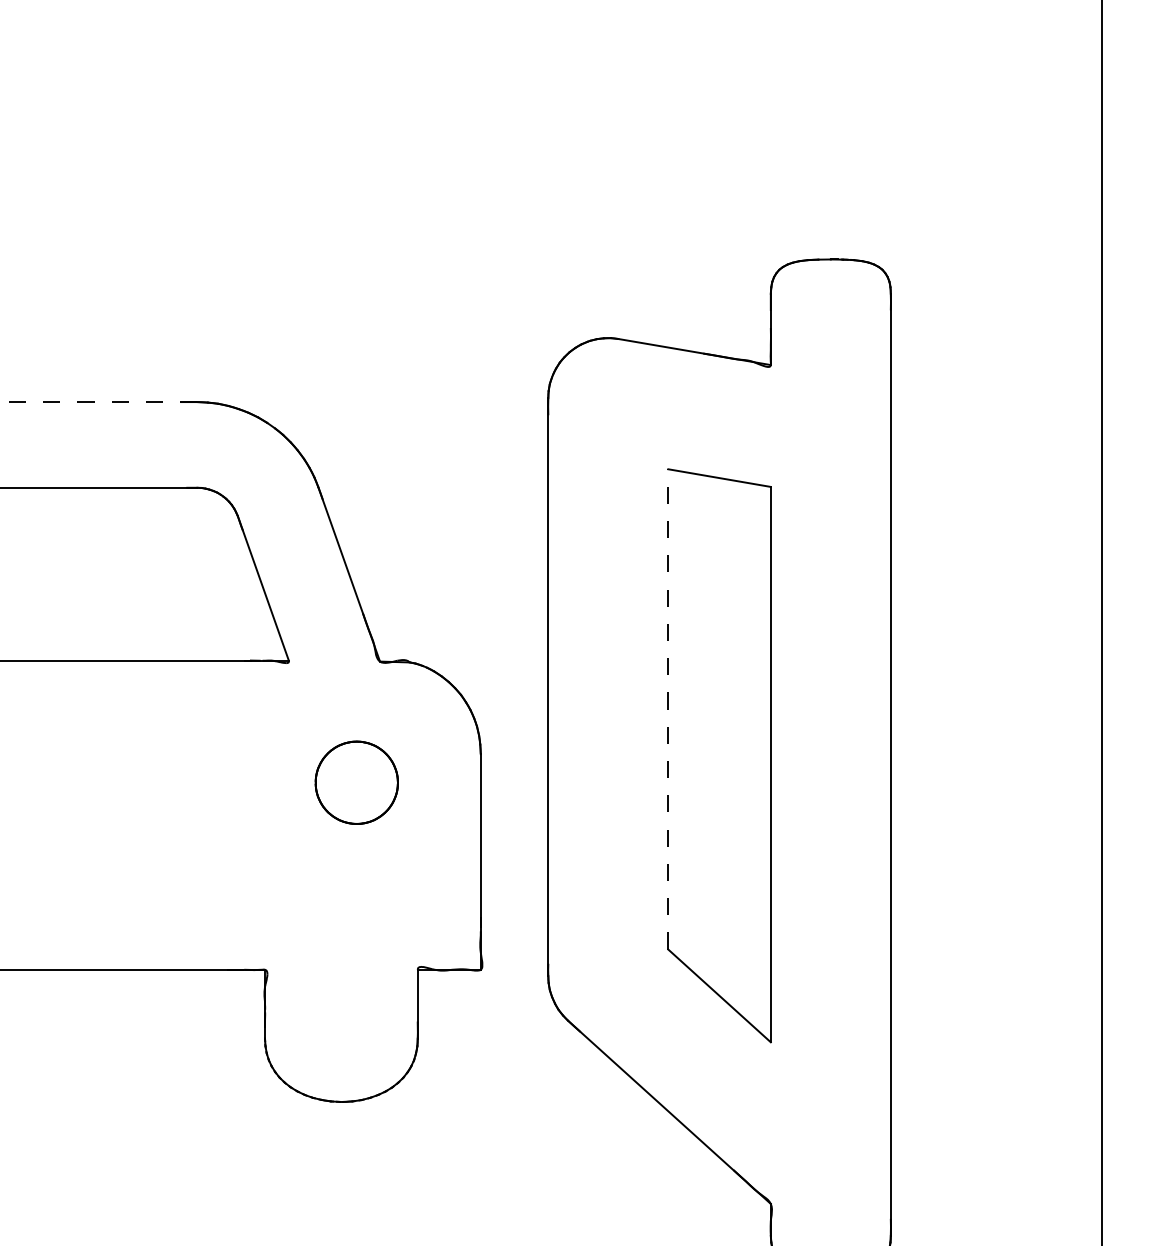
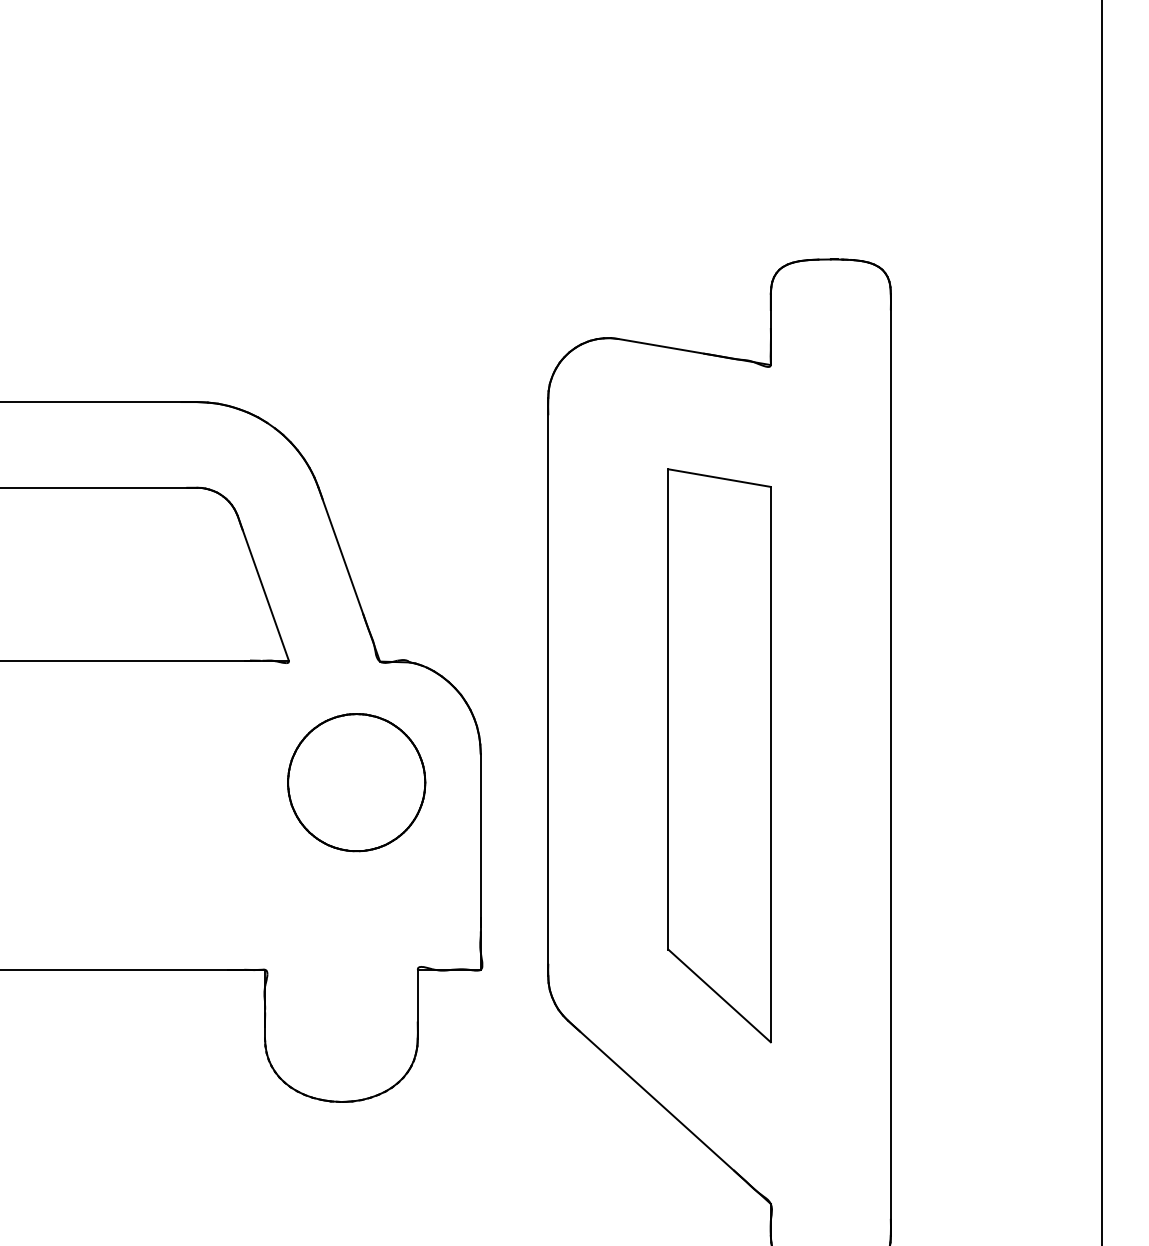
line: dashed -> solid (98, 402)
line: dashed -> solid (668, 708)
part size: 85x85 px -> 140x140 px (356, 782)
